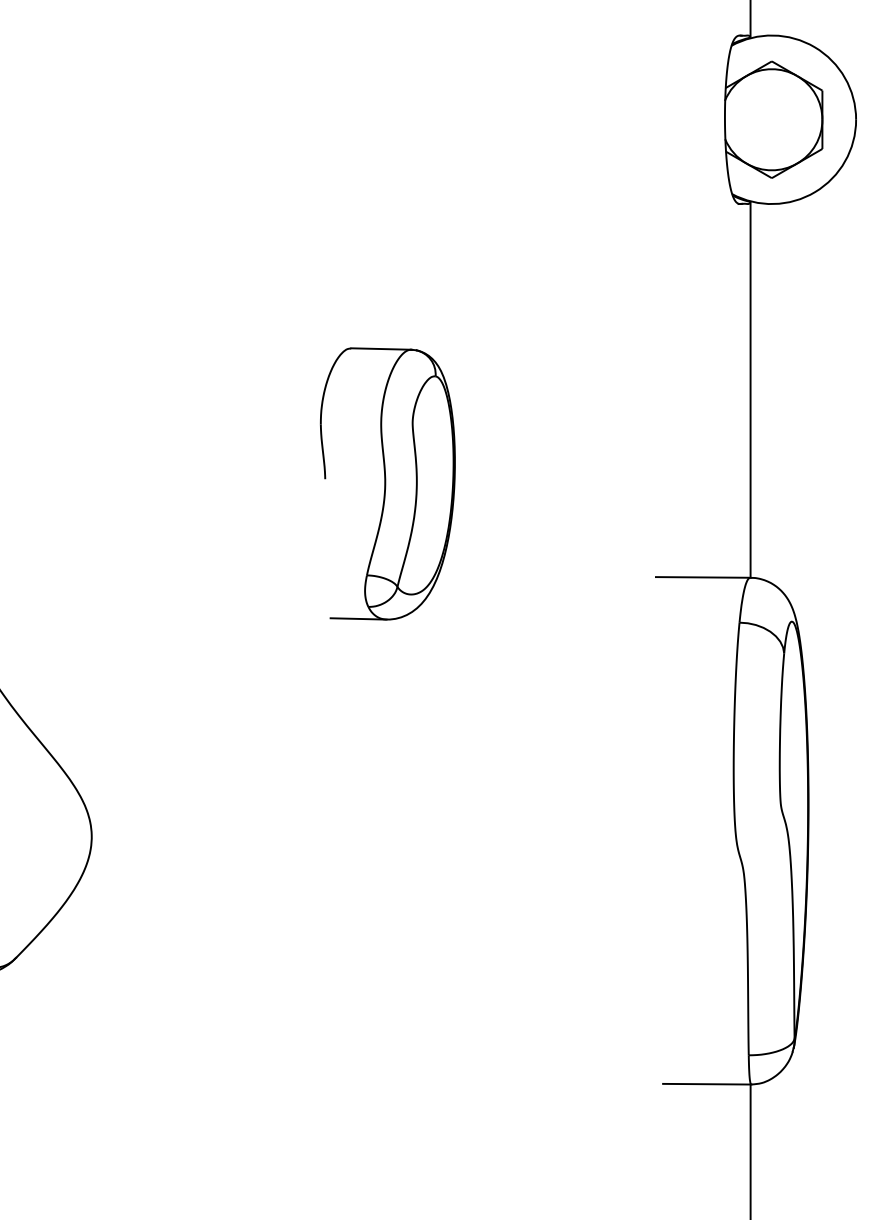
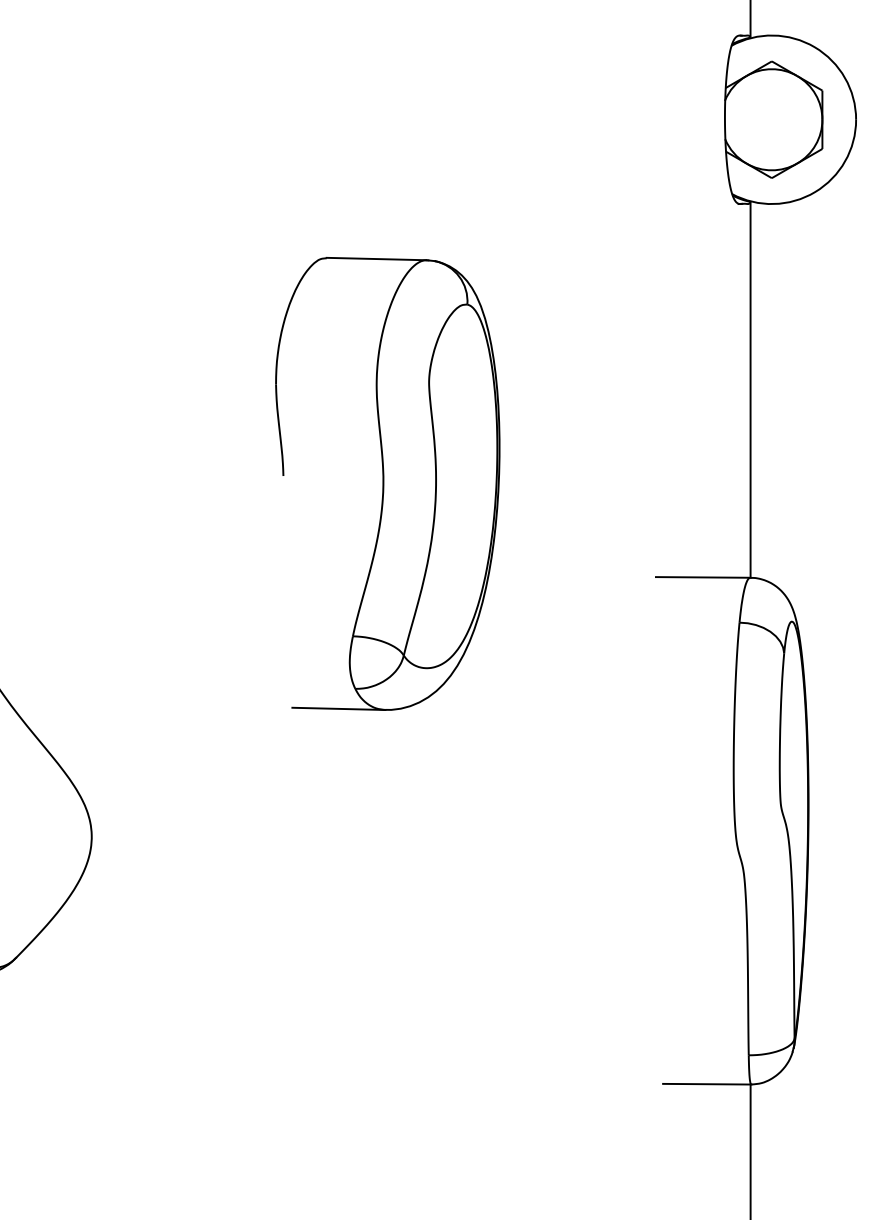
part size: 136x274 px -> 226x454 px (387, 483)
